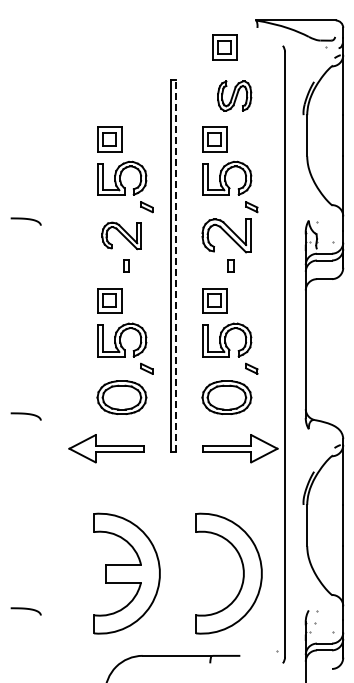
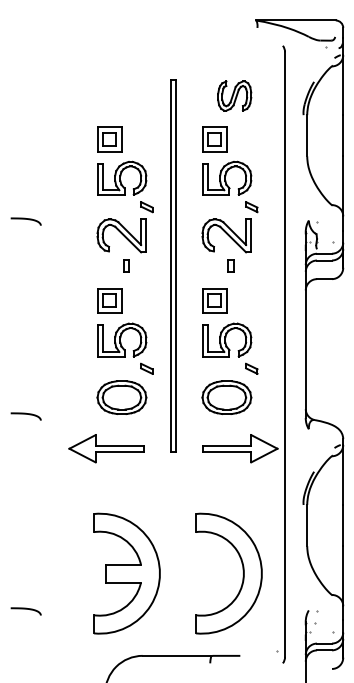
part: present -> none (224, 47)
part size: 41x30 px -> 51x36 px (121, 235)
line: dashed -> solid (176, 266)
